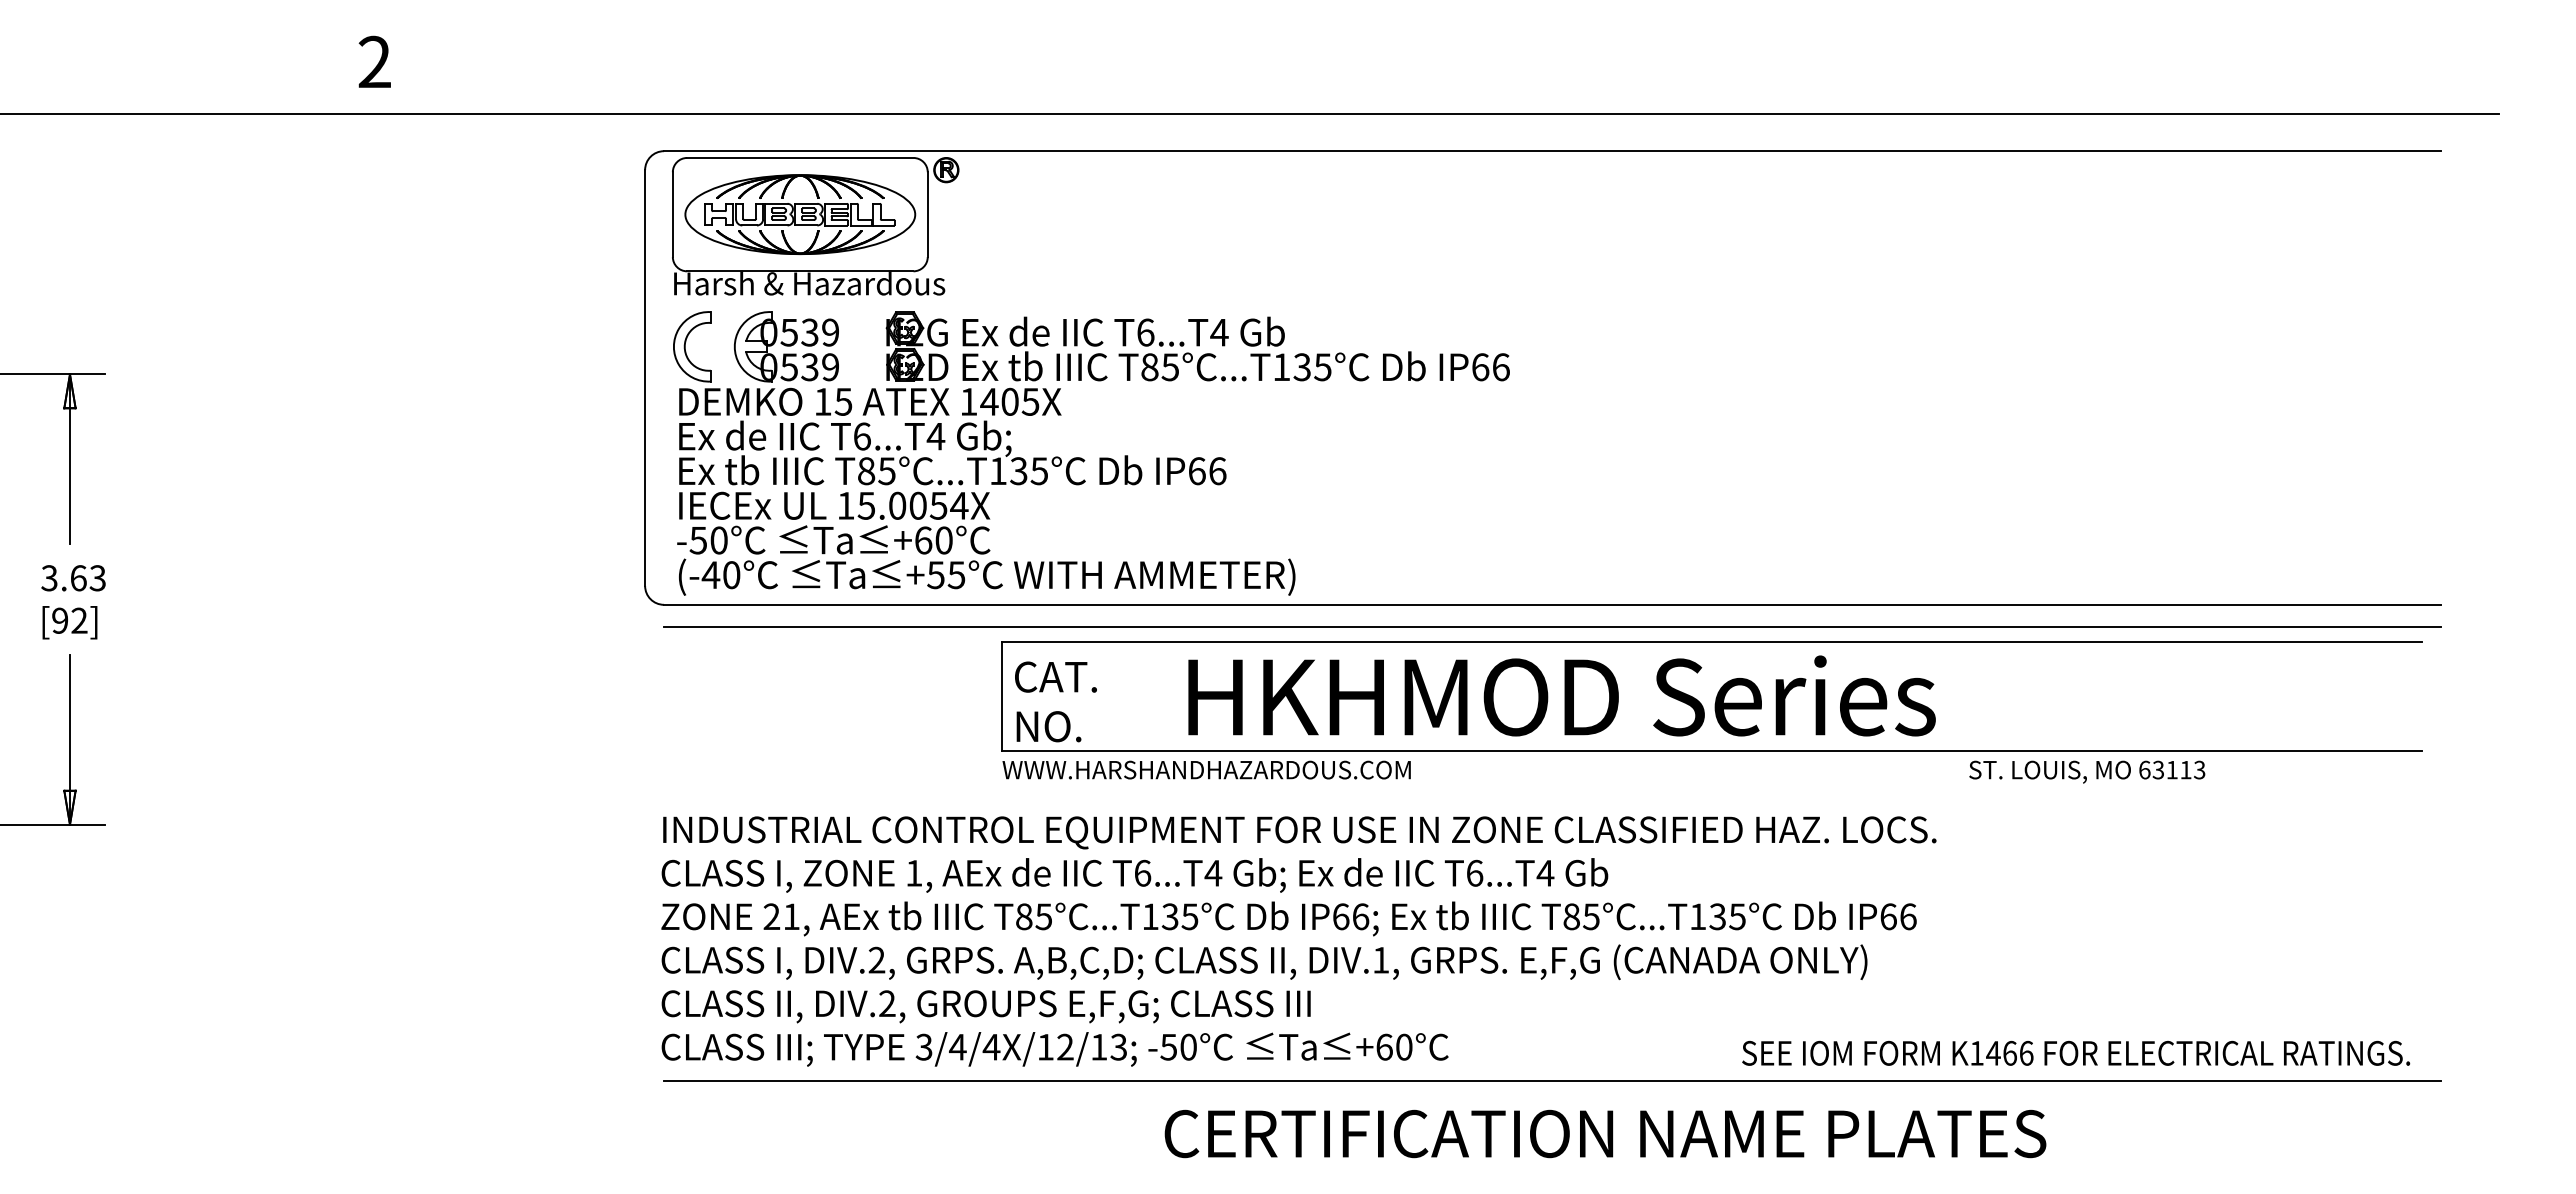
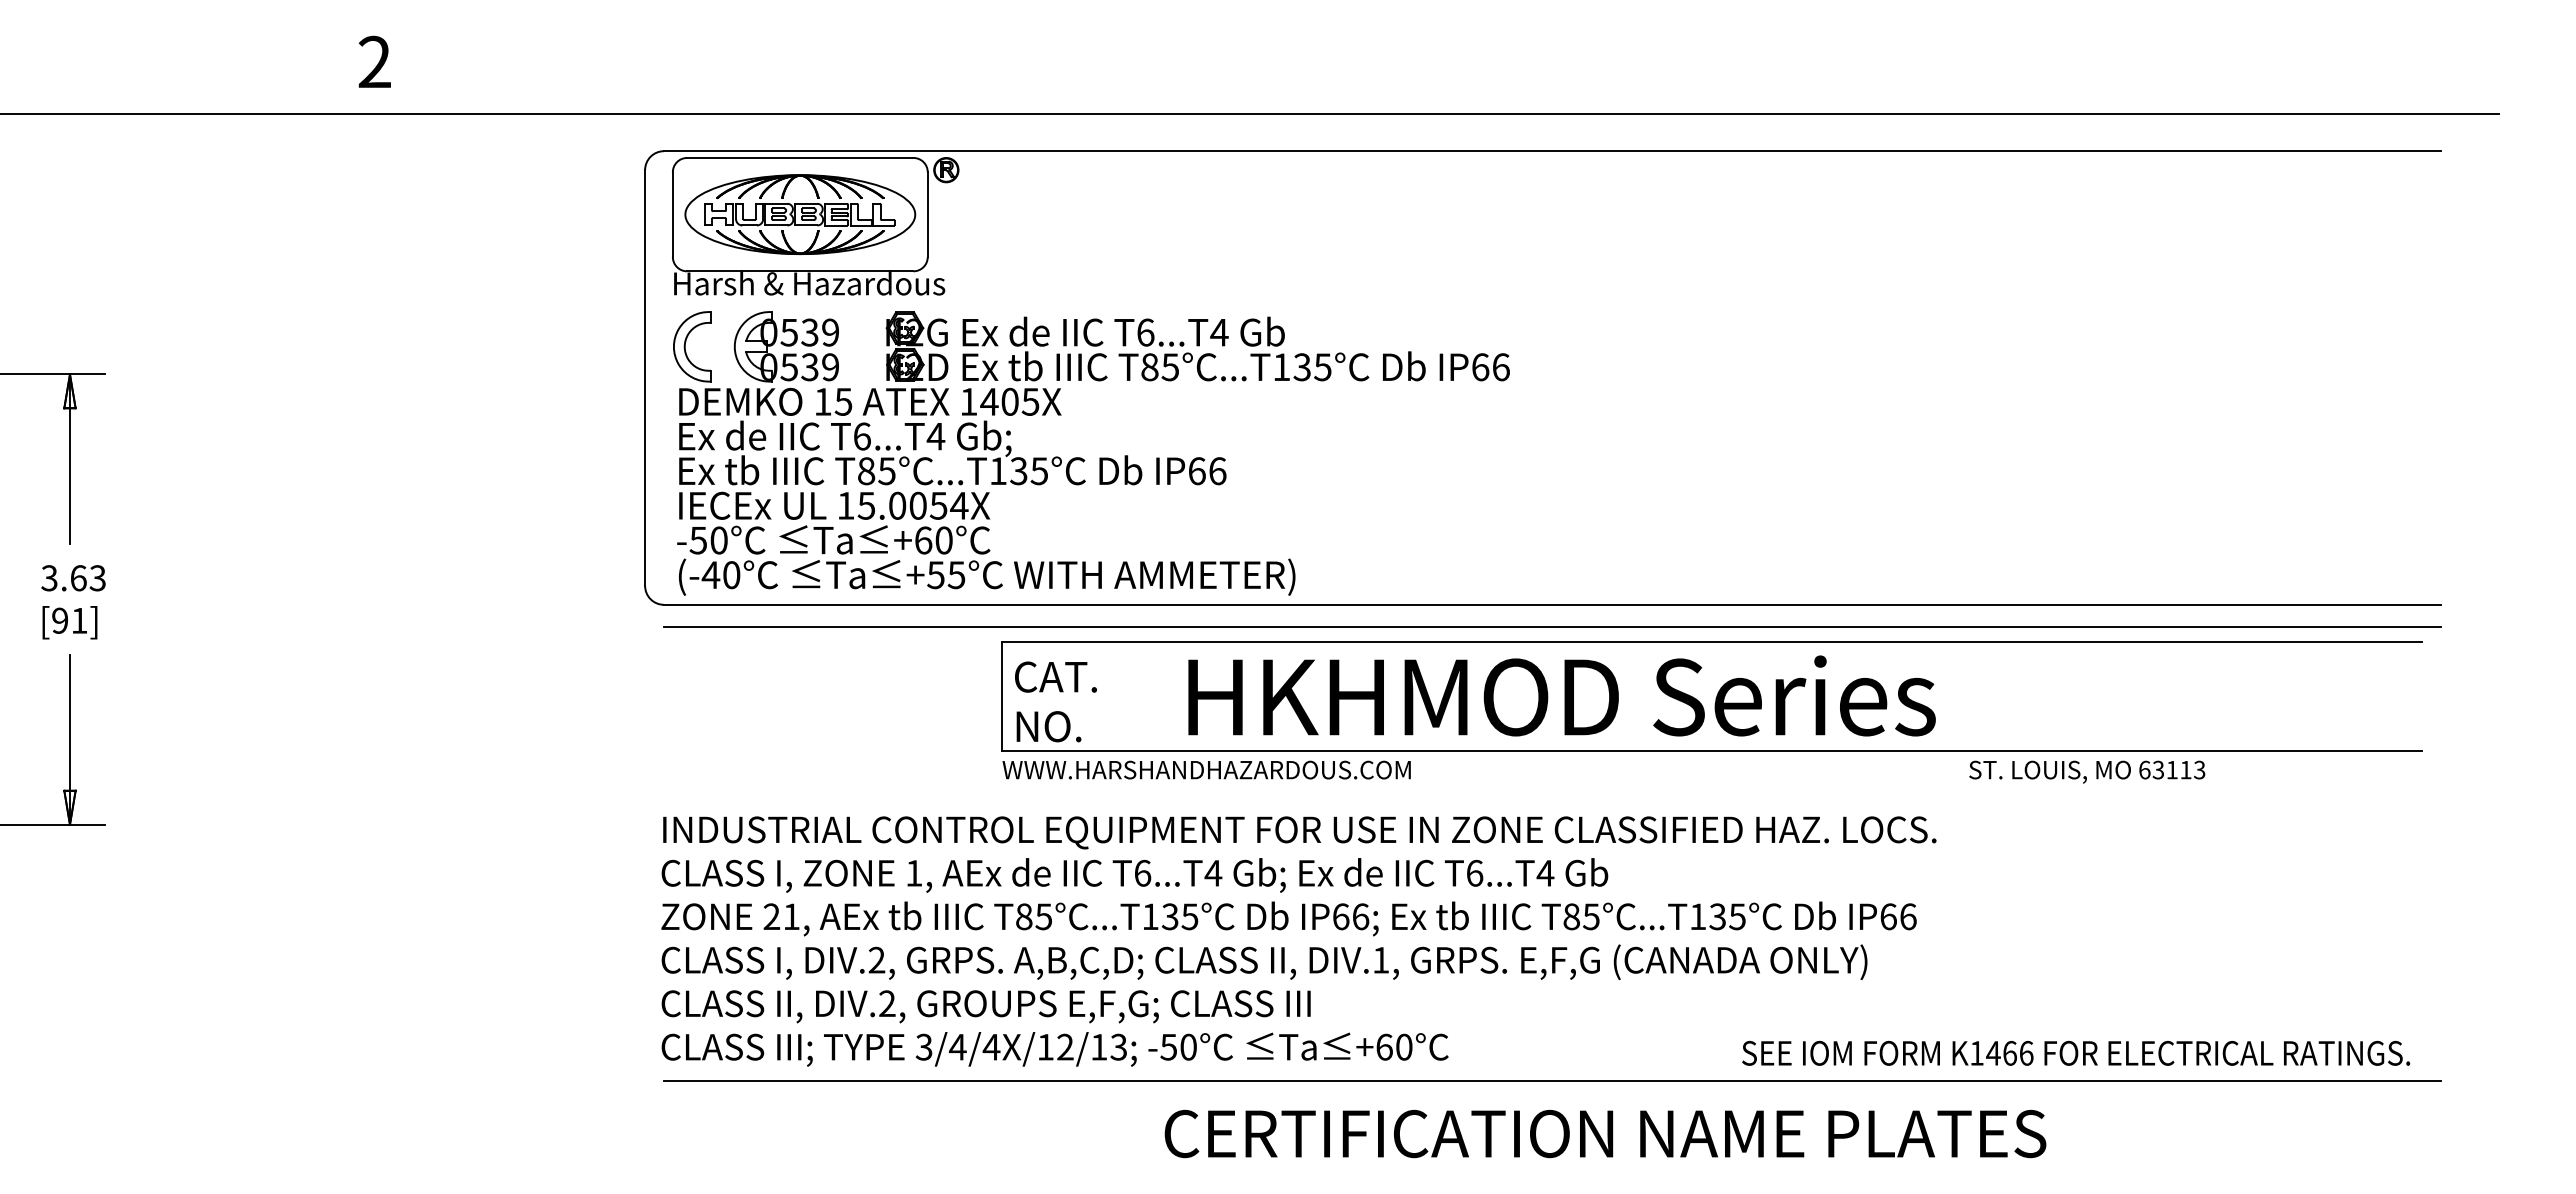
text: [92] -> [91] (79, 620)
